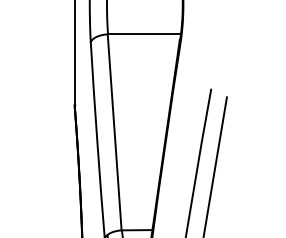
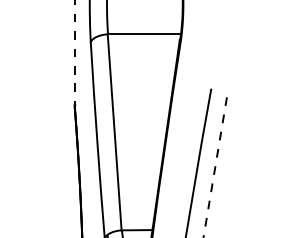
line: solid -> dashed (74, 52)
line: solid -> dashed (215, 168)
